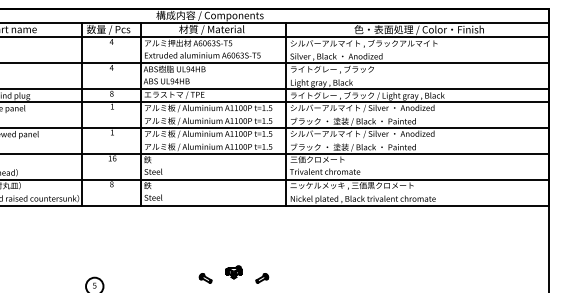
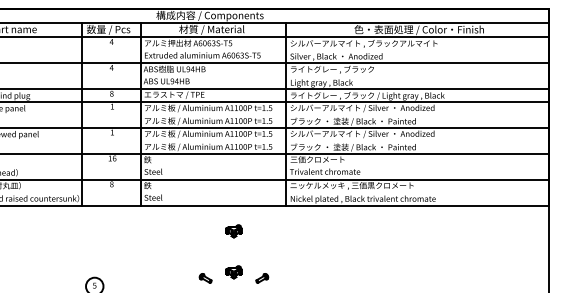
part: none -> present (233, 231)
